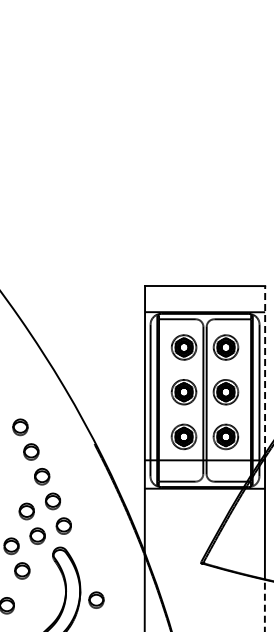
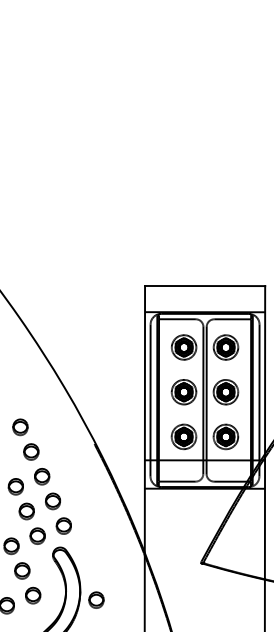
line: dashed -> solid (265, 370)
part: none -> present (15, 486)
part: none -> present (33, 595)
line: dashed -> solid (264, 605)
